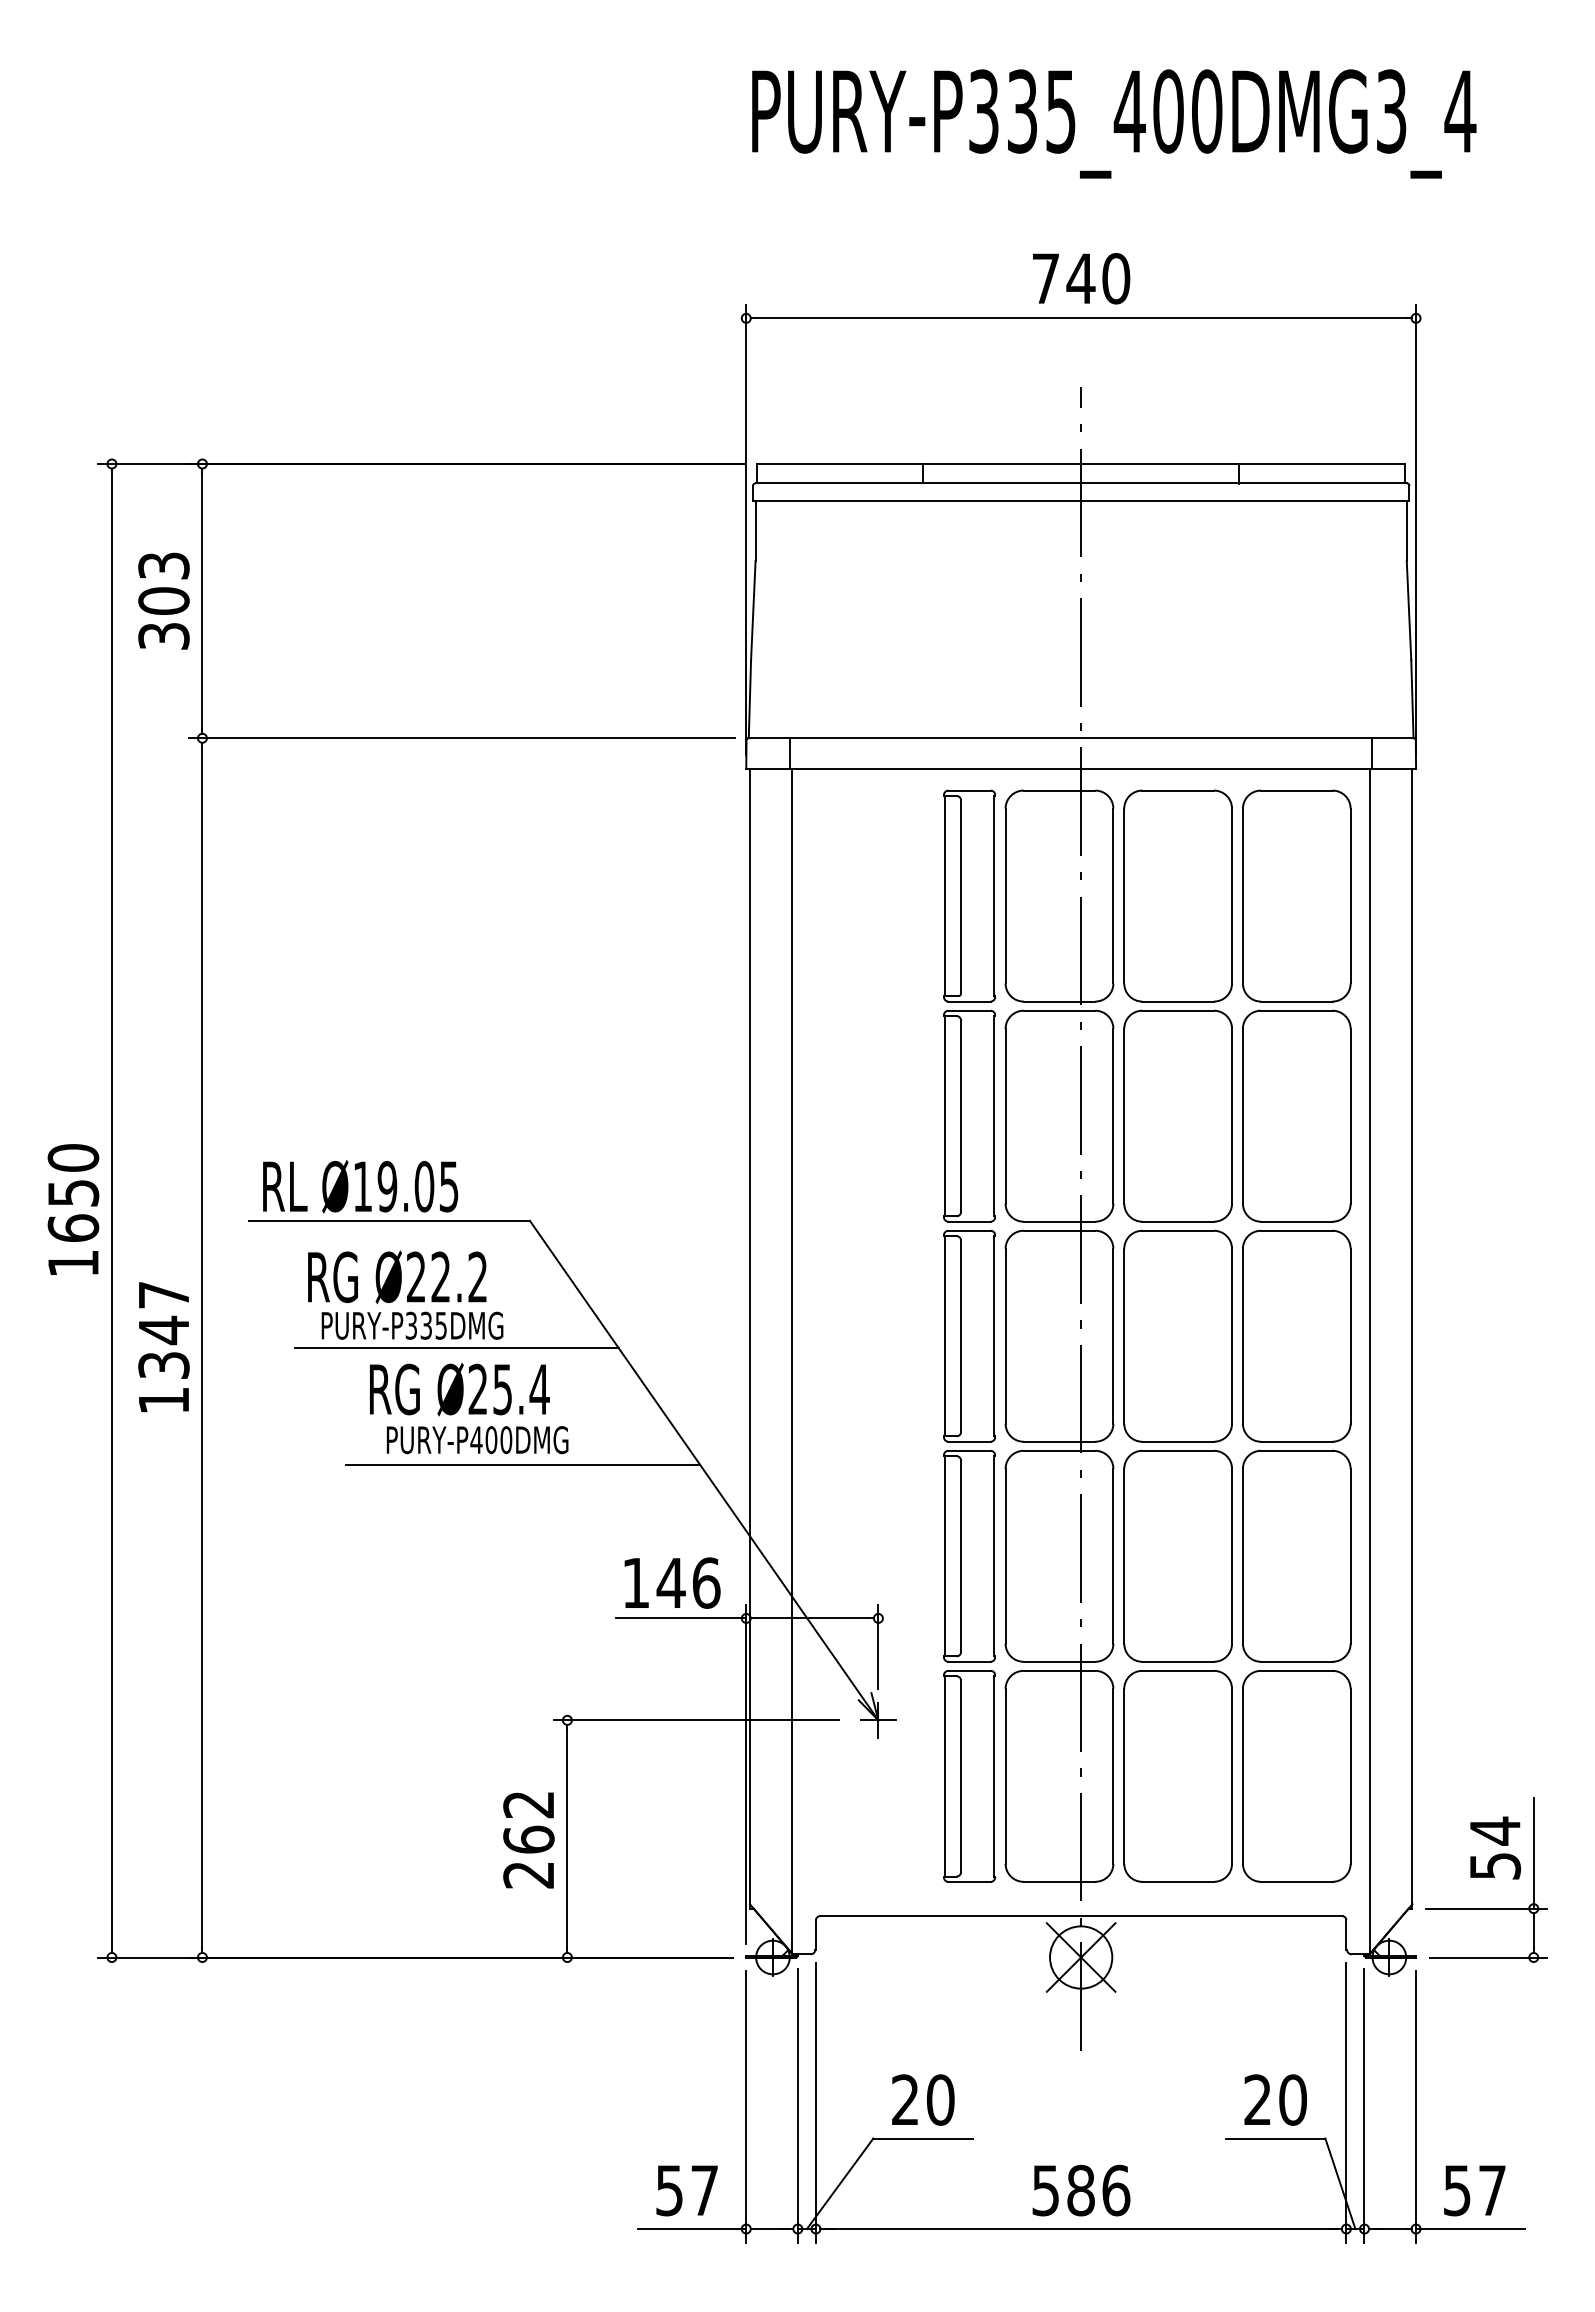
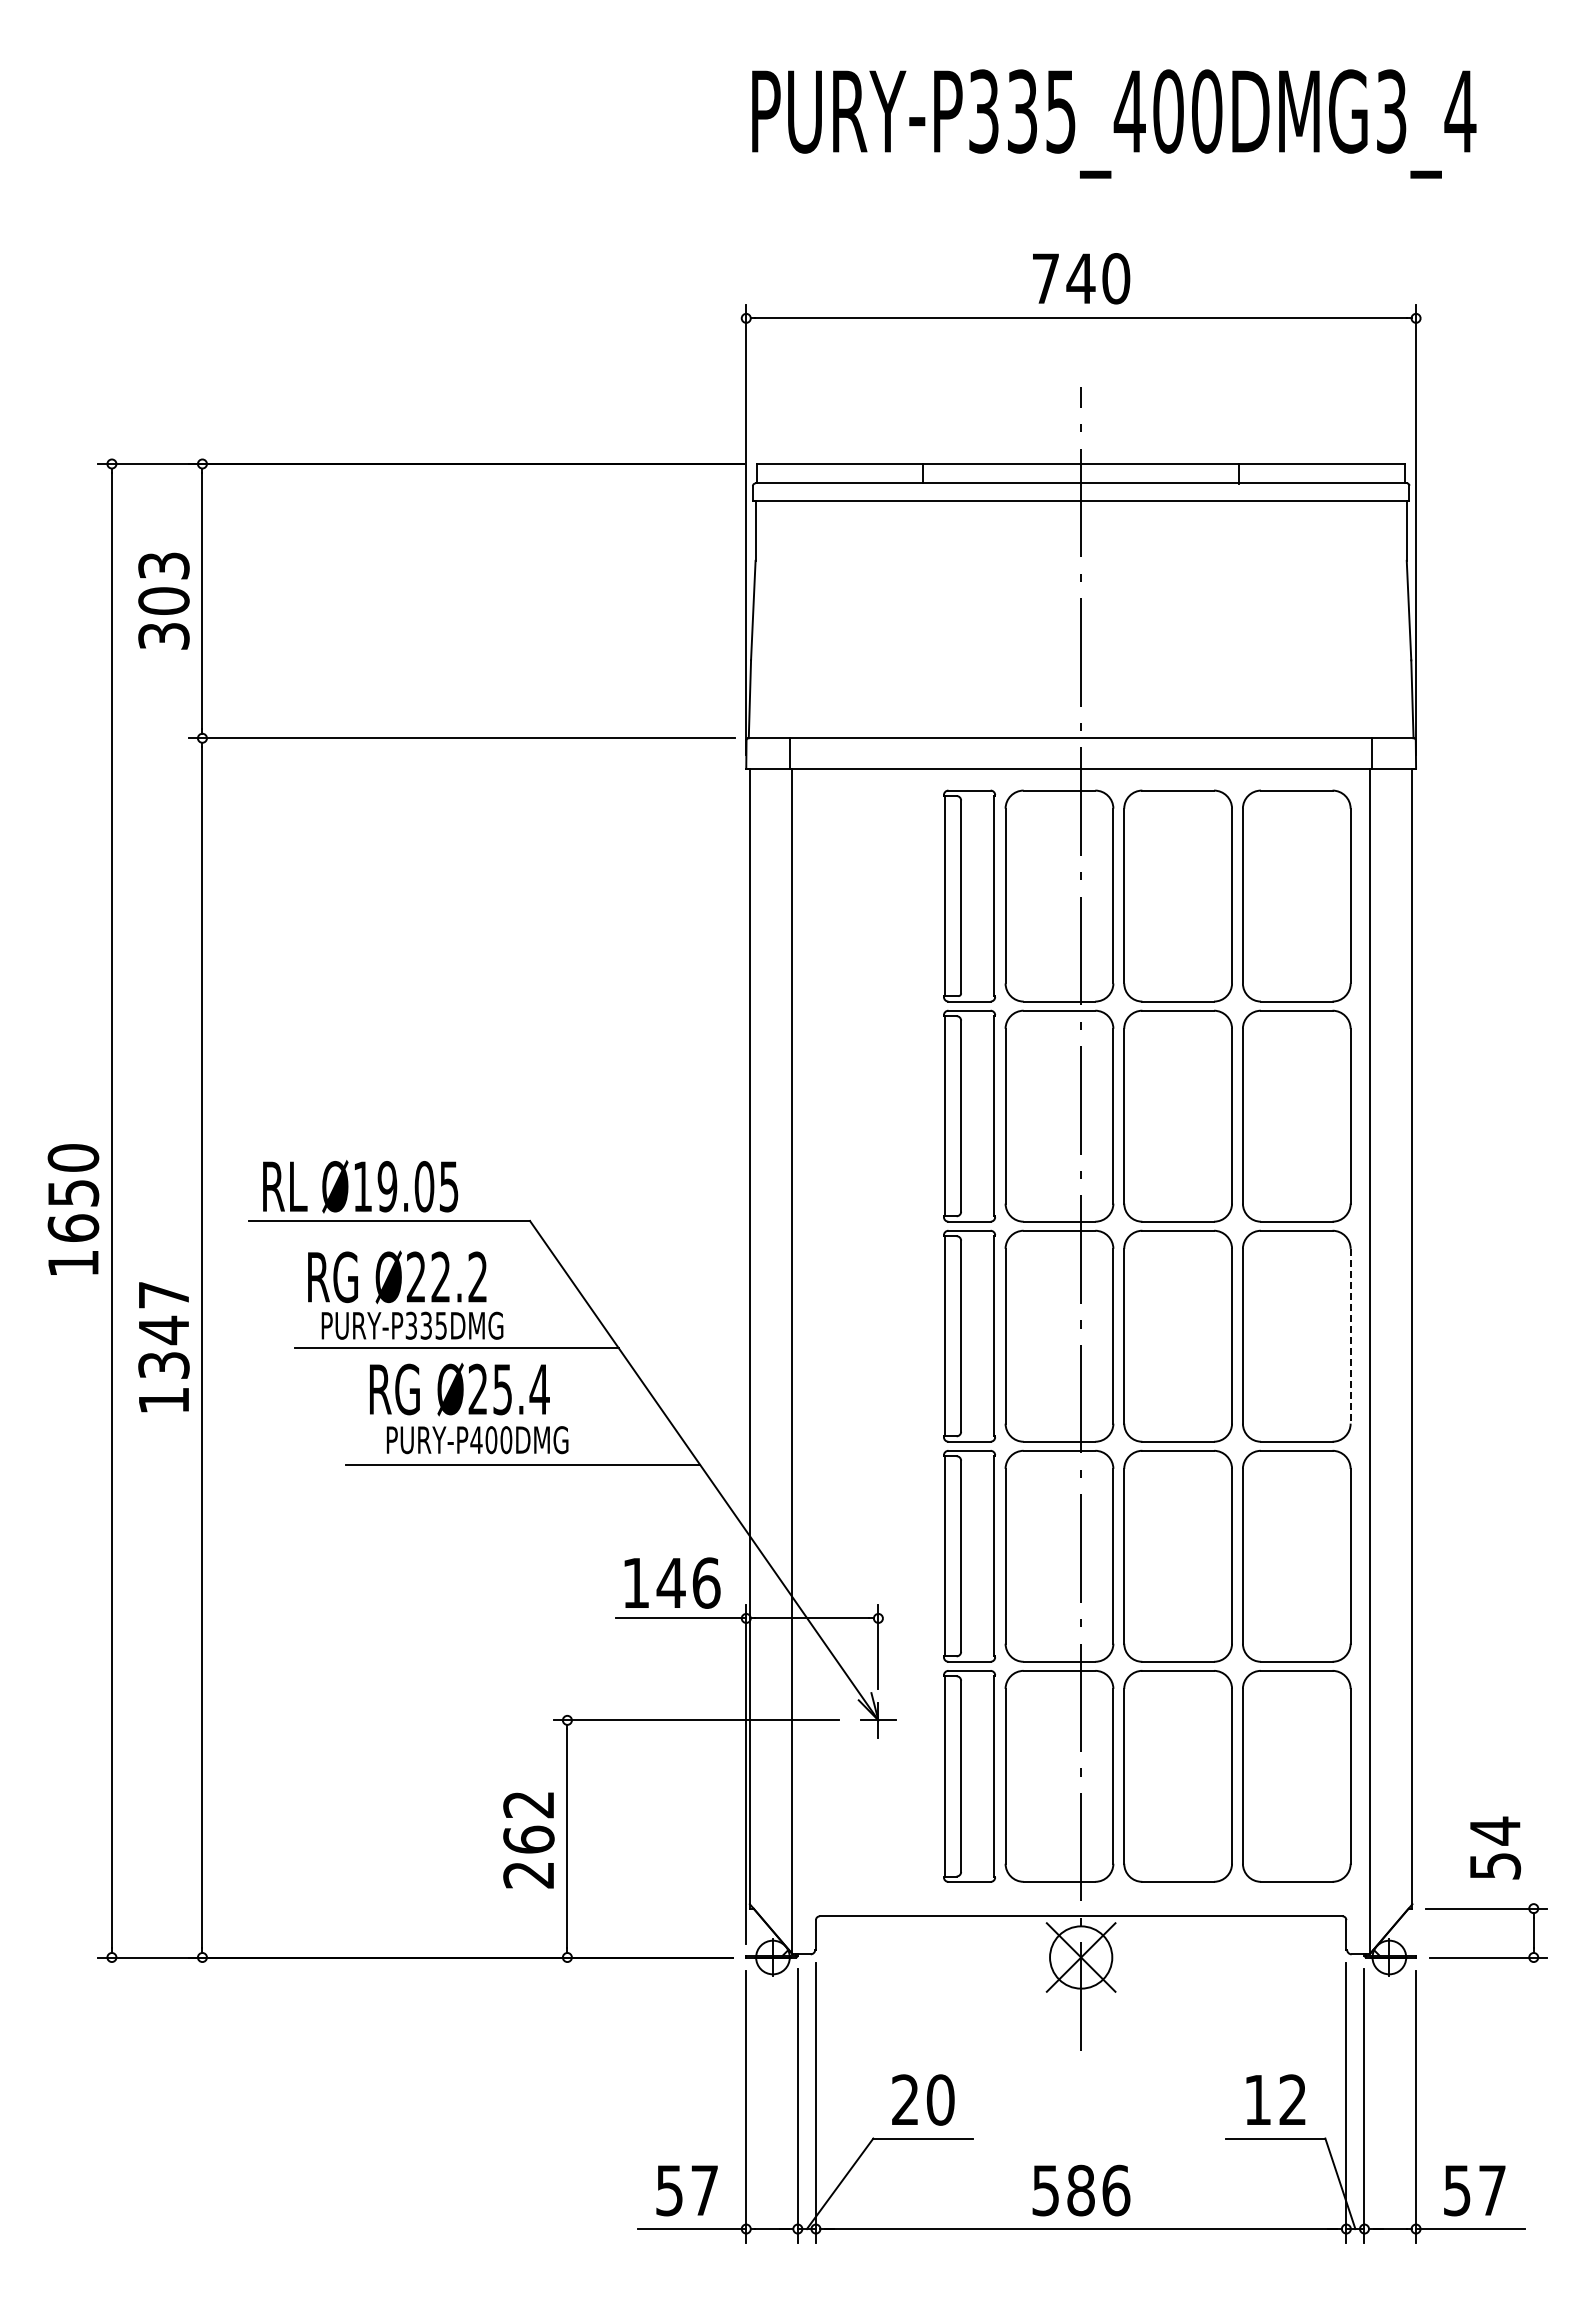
line: solid -> dashed (1350, 1336)
line: present -> none (1533, 1852)
text: 20 -> 12 (1275, 2099)
